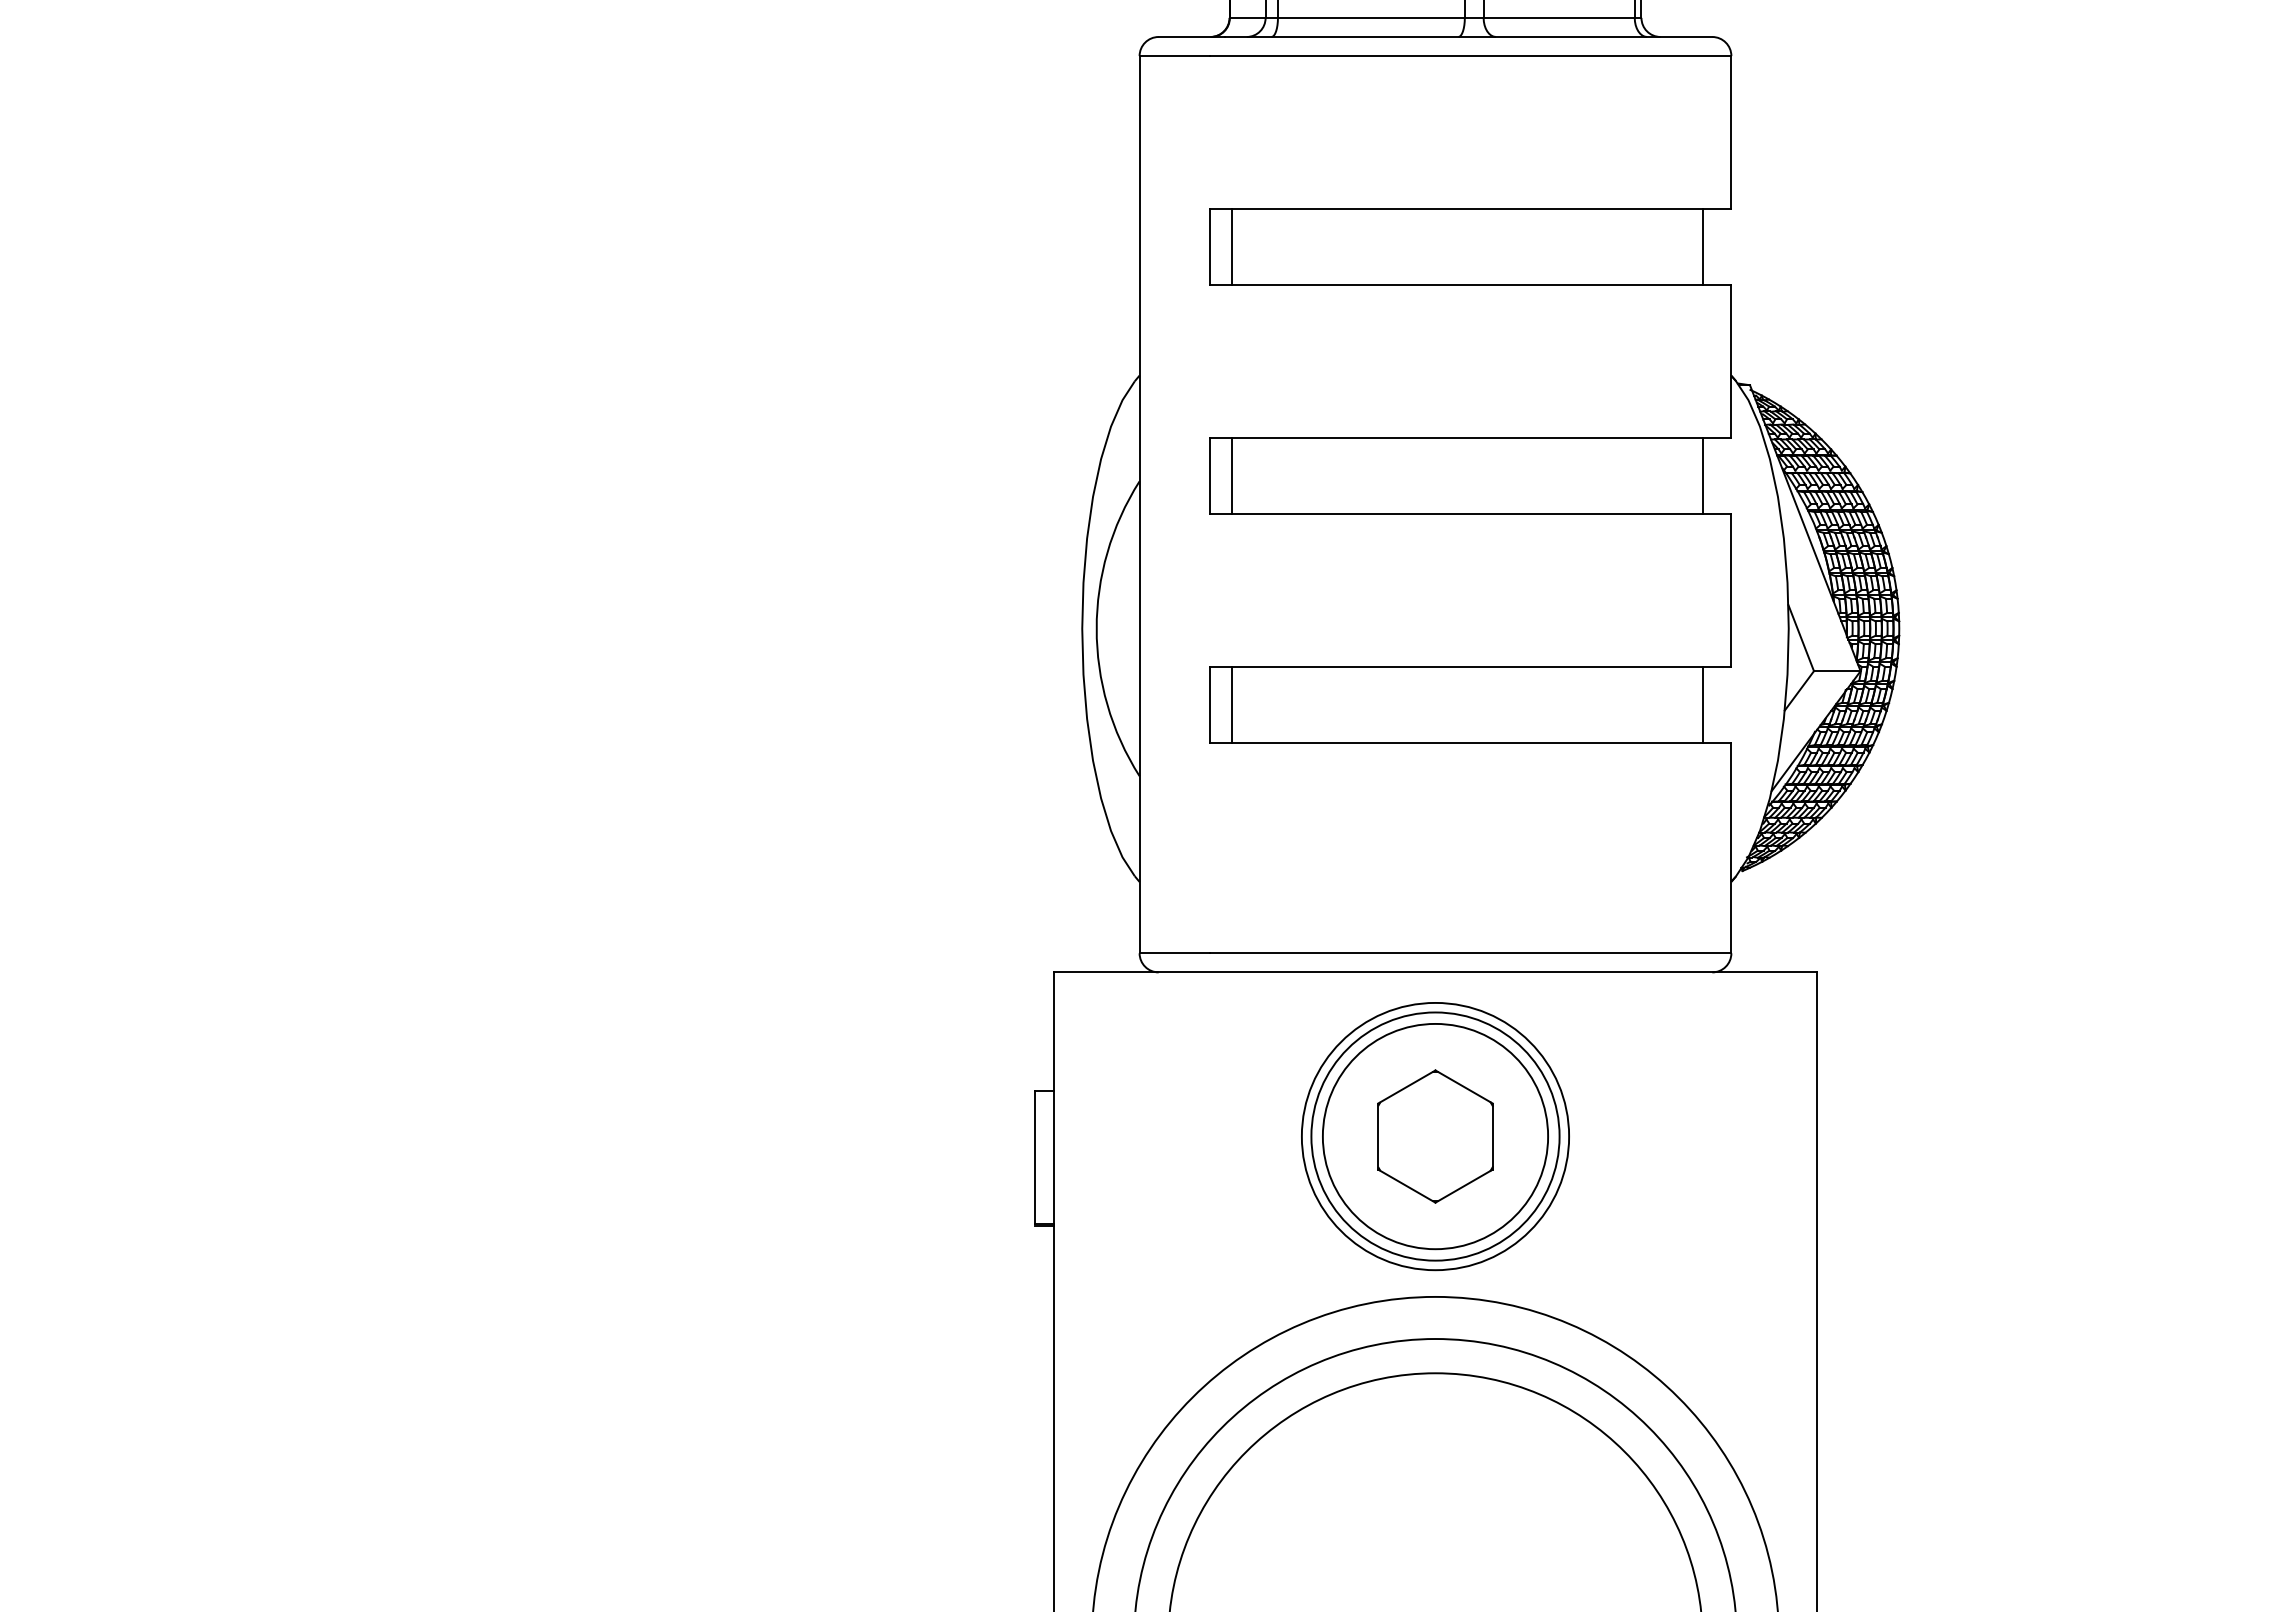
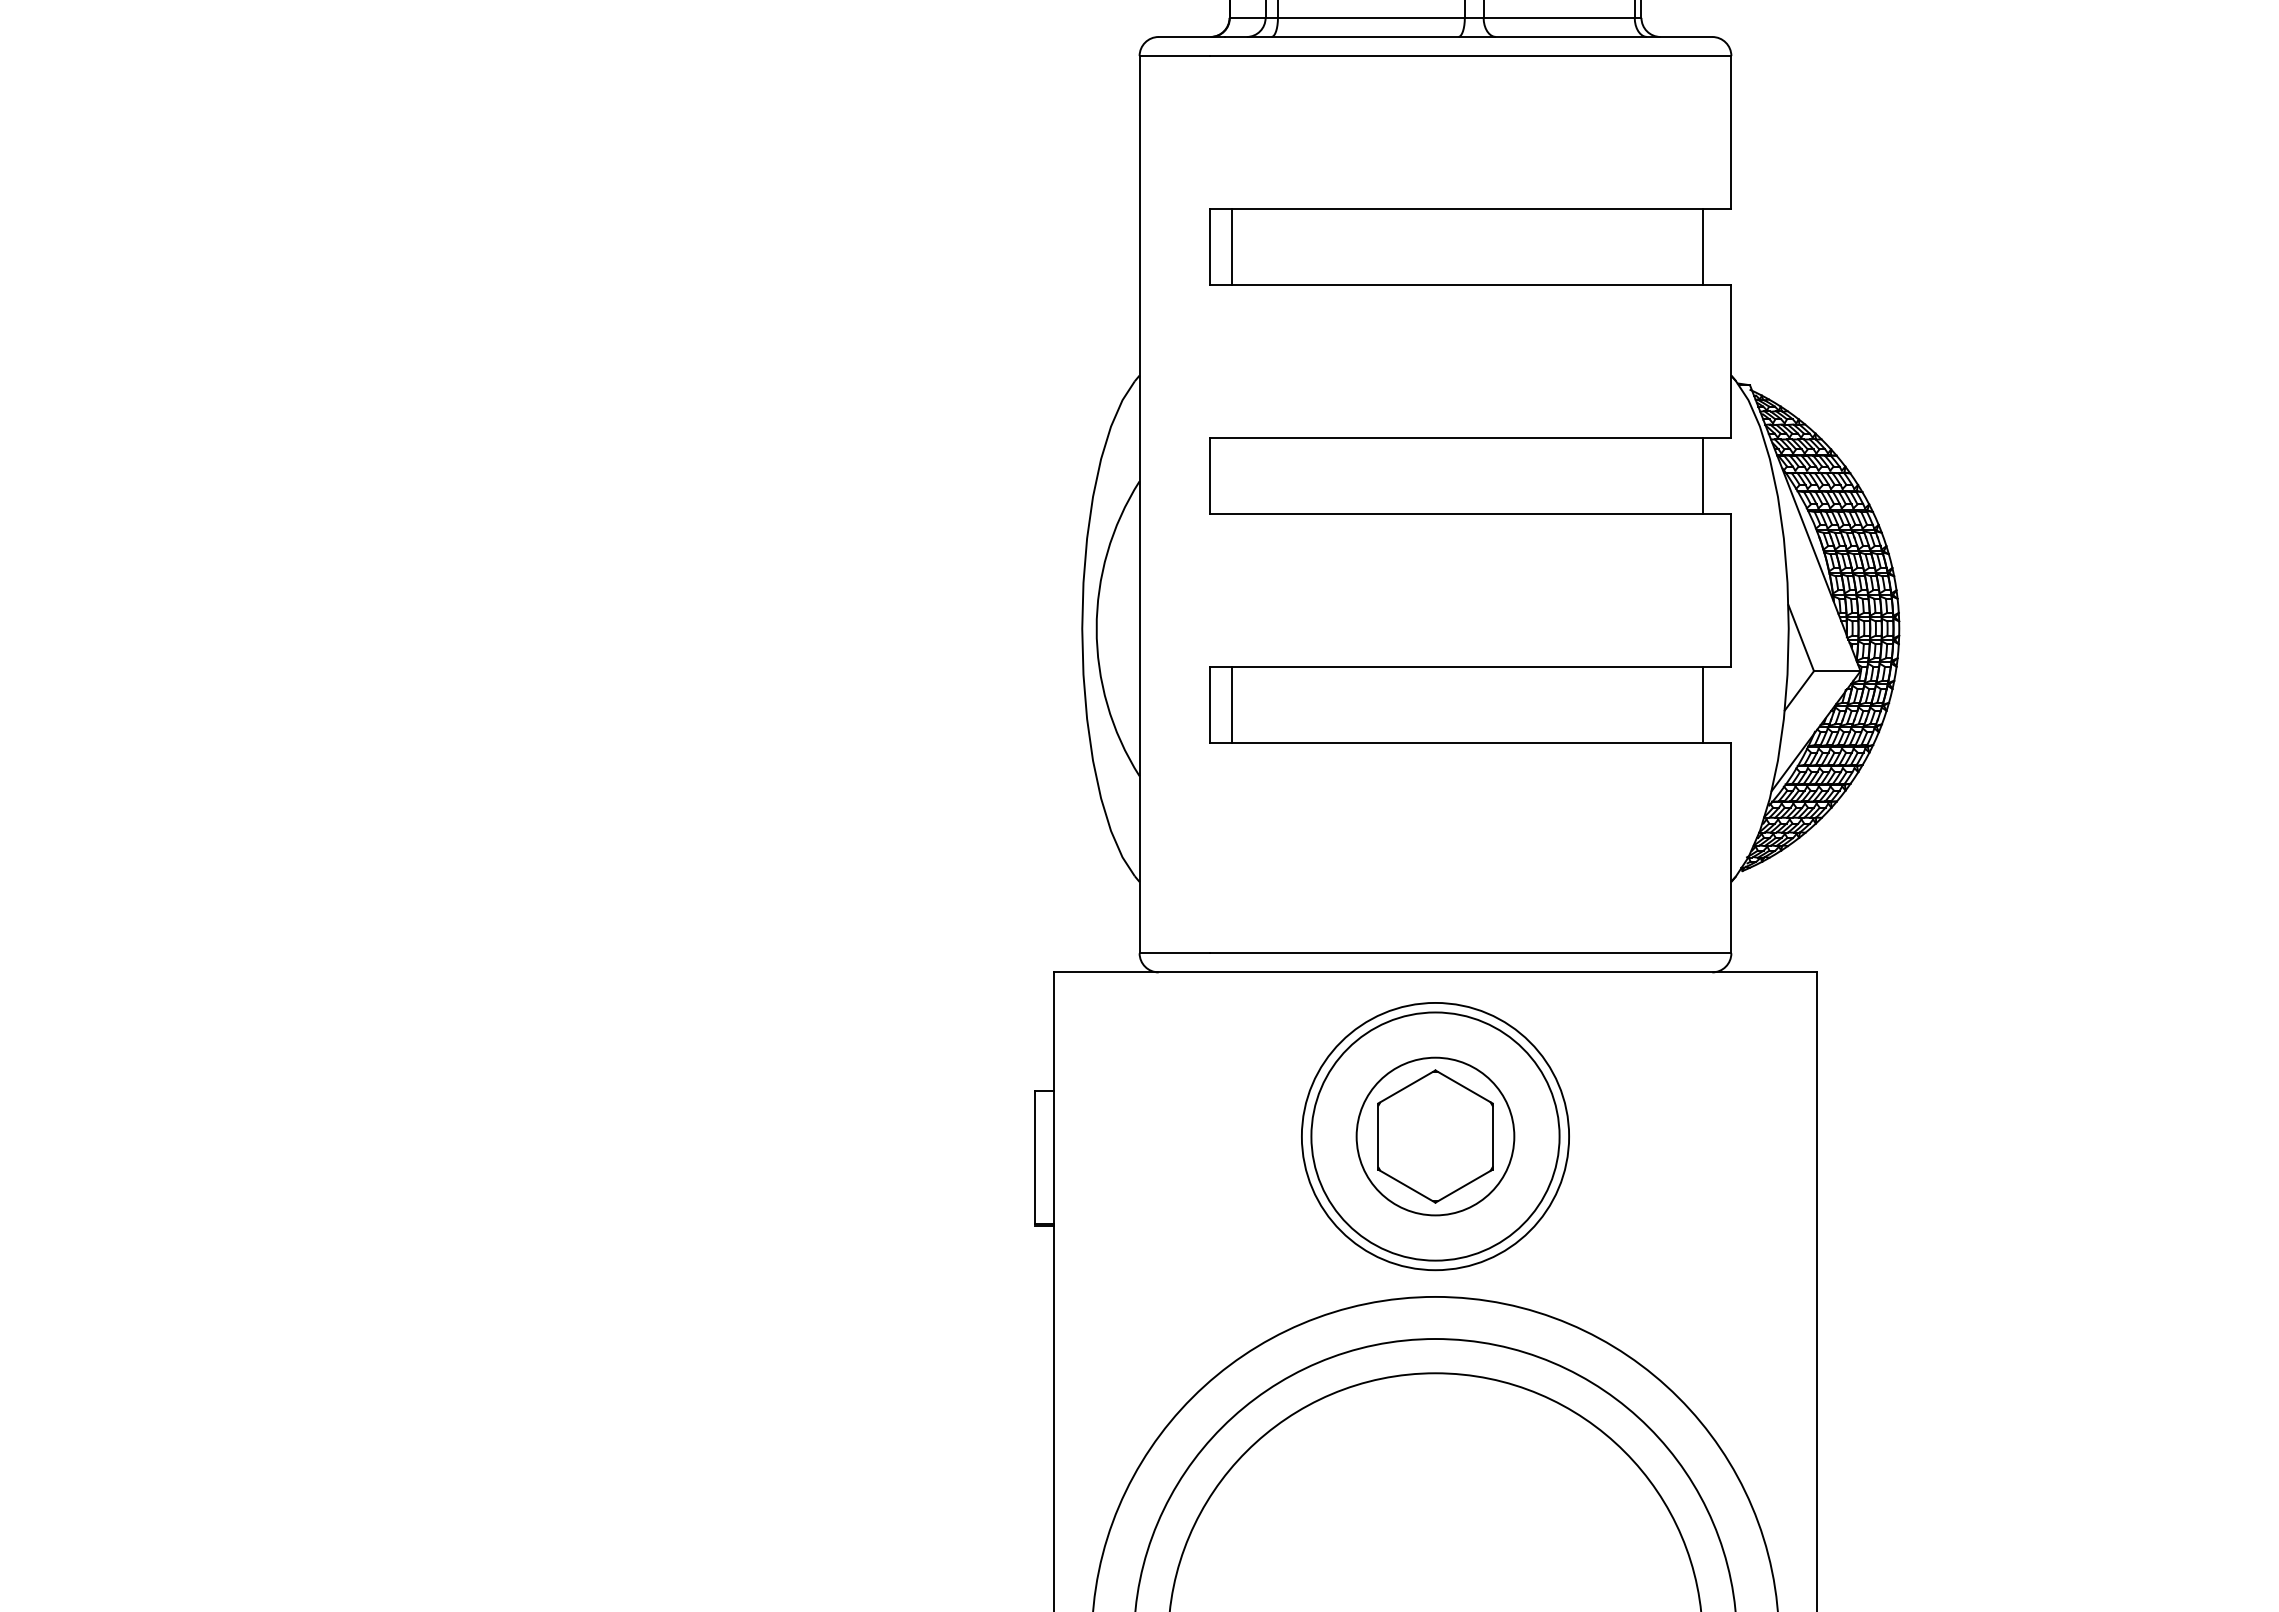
line: present -> none (1231, 475)
circle diameter: 225 px -> 158 px (1435, 1136)
